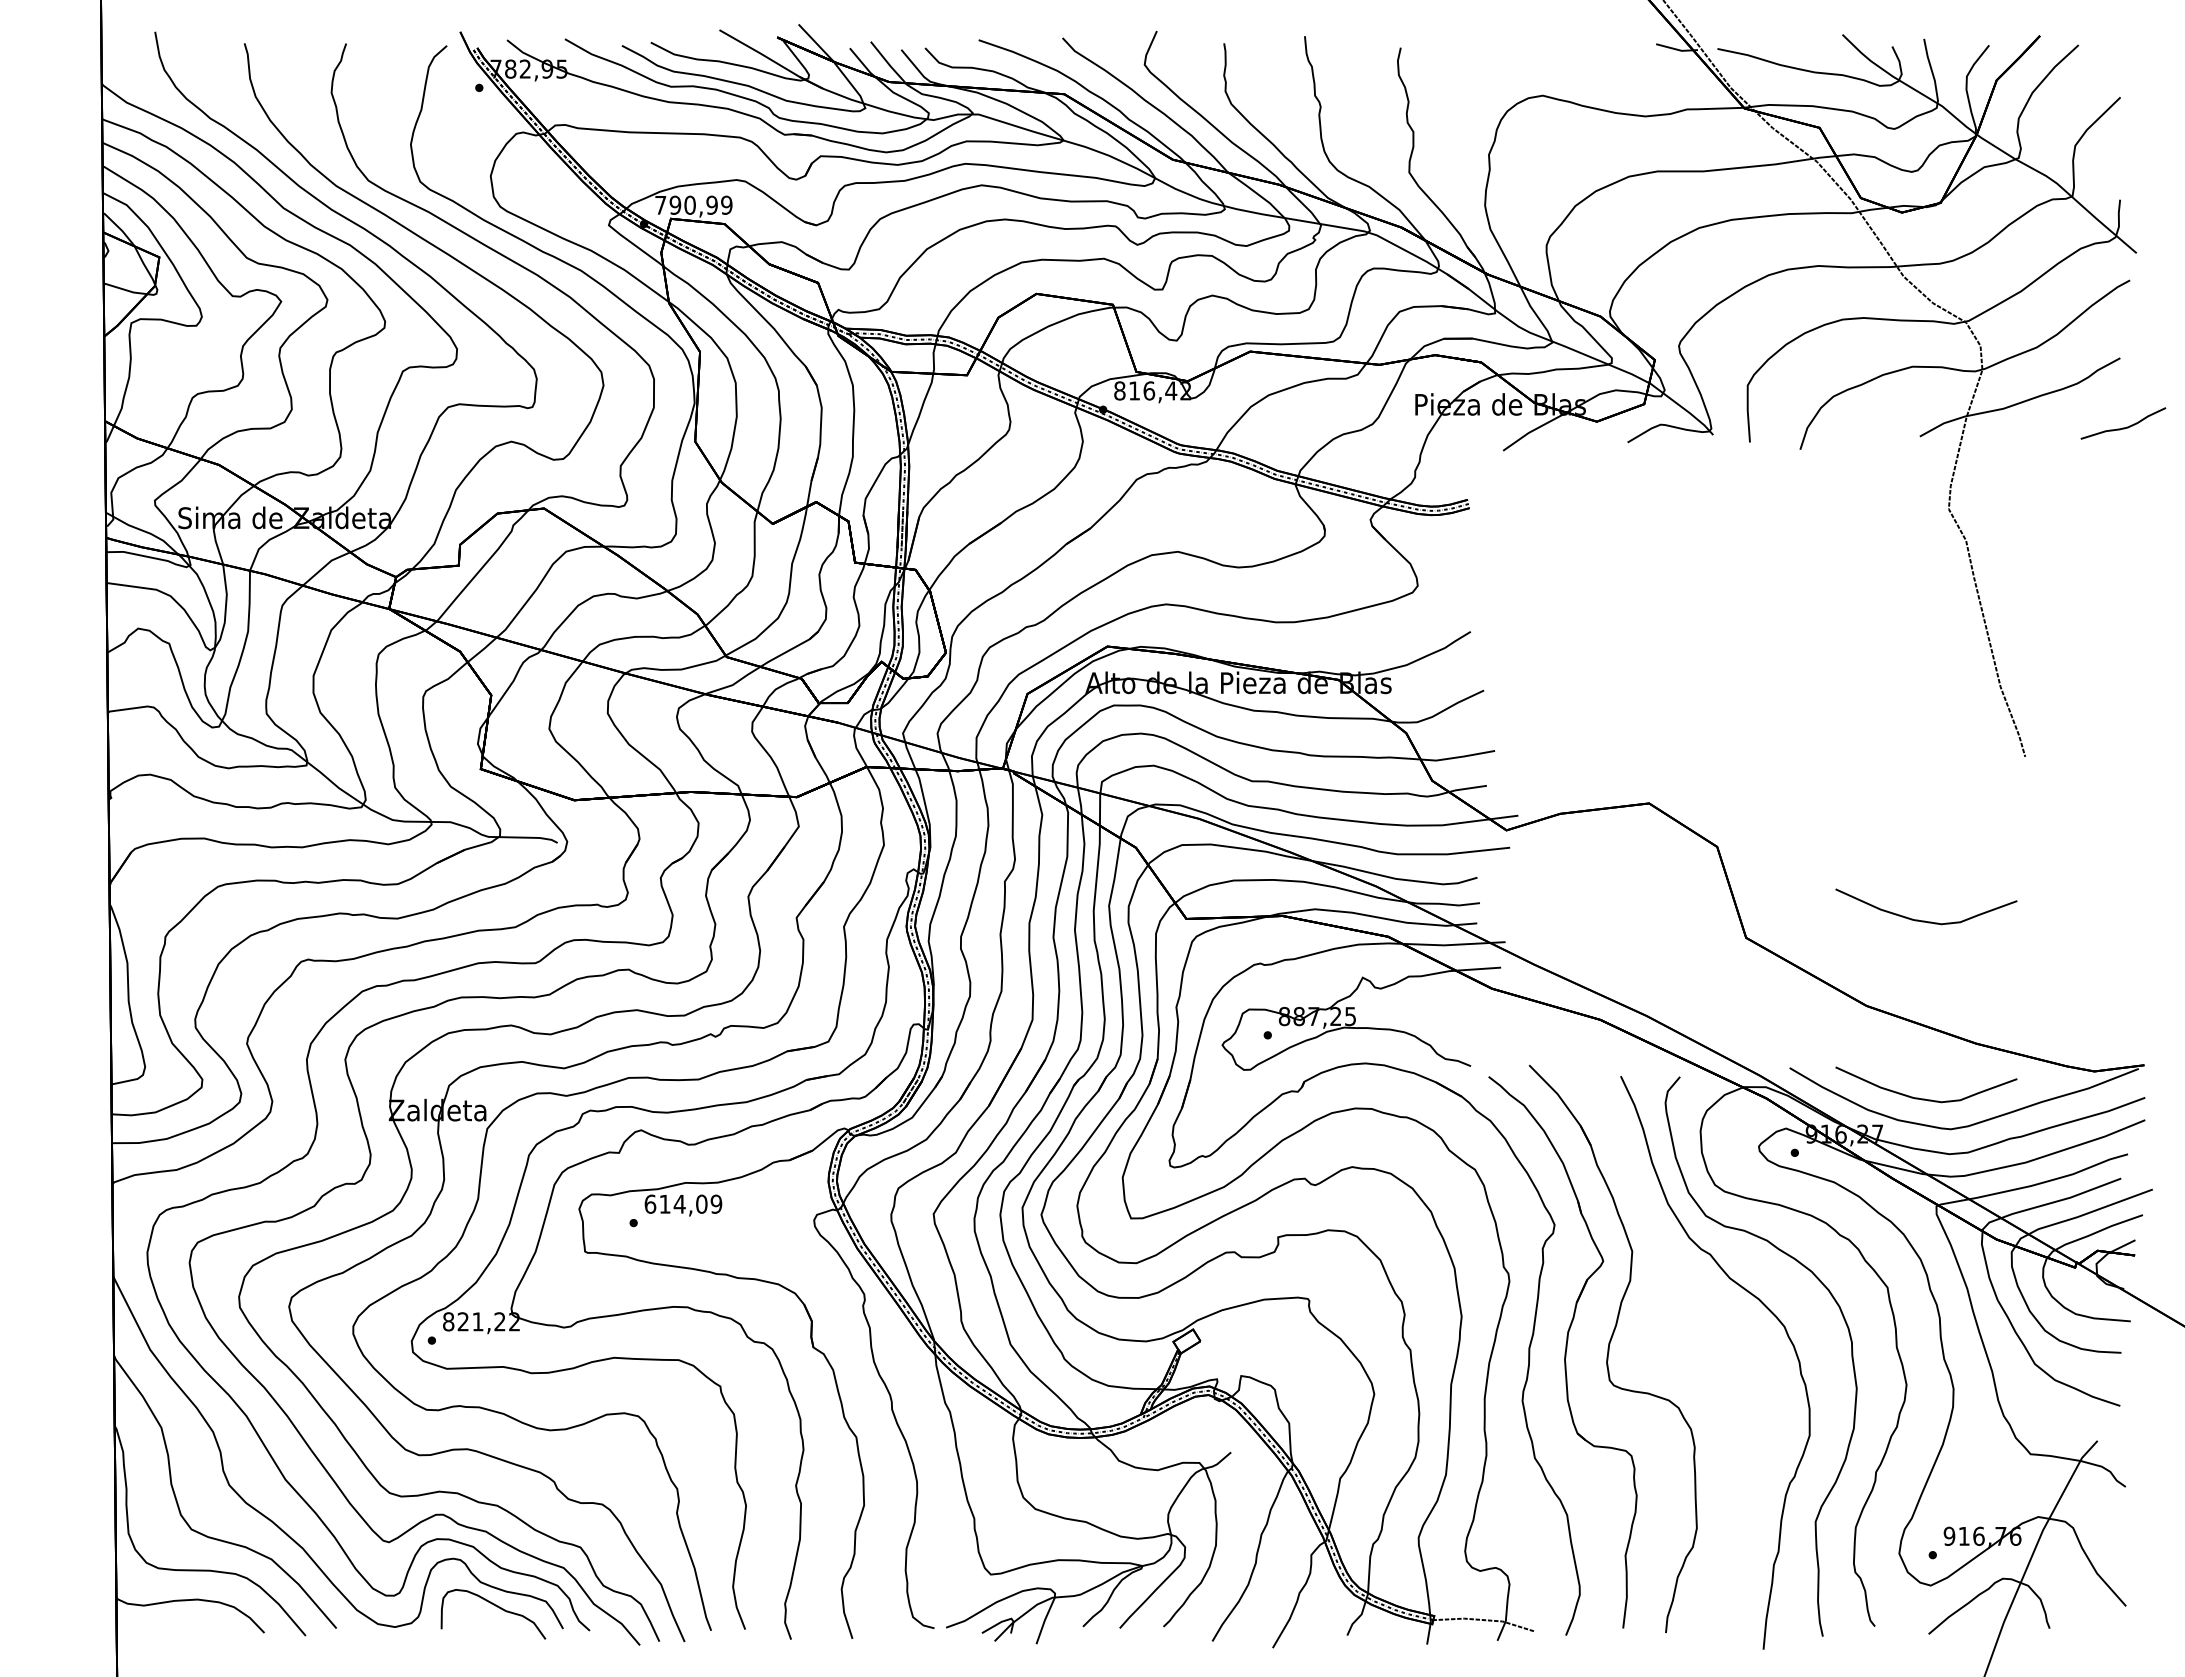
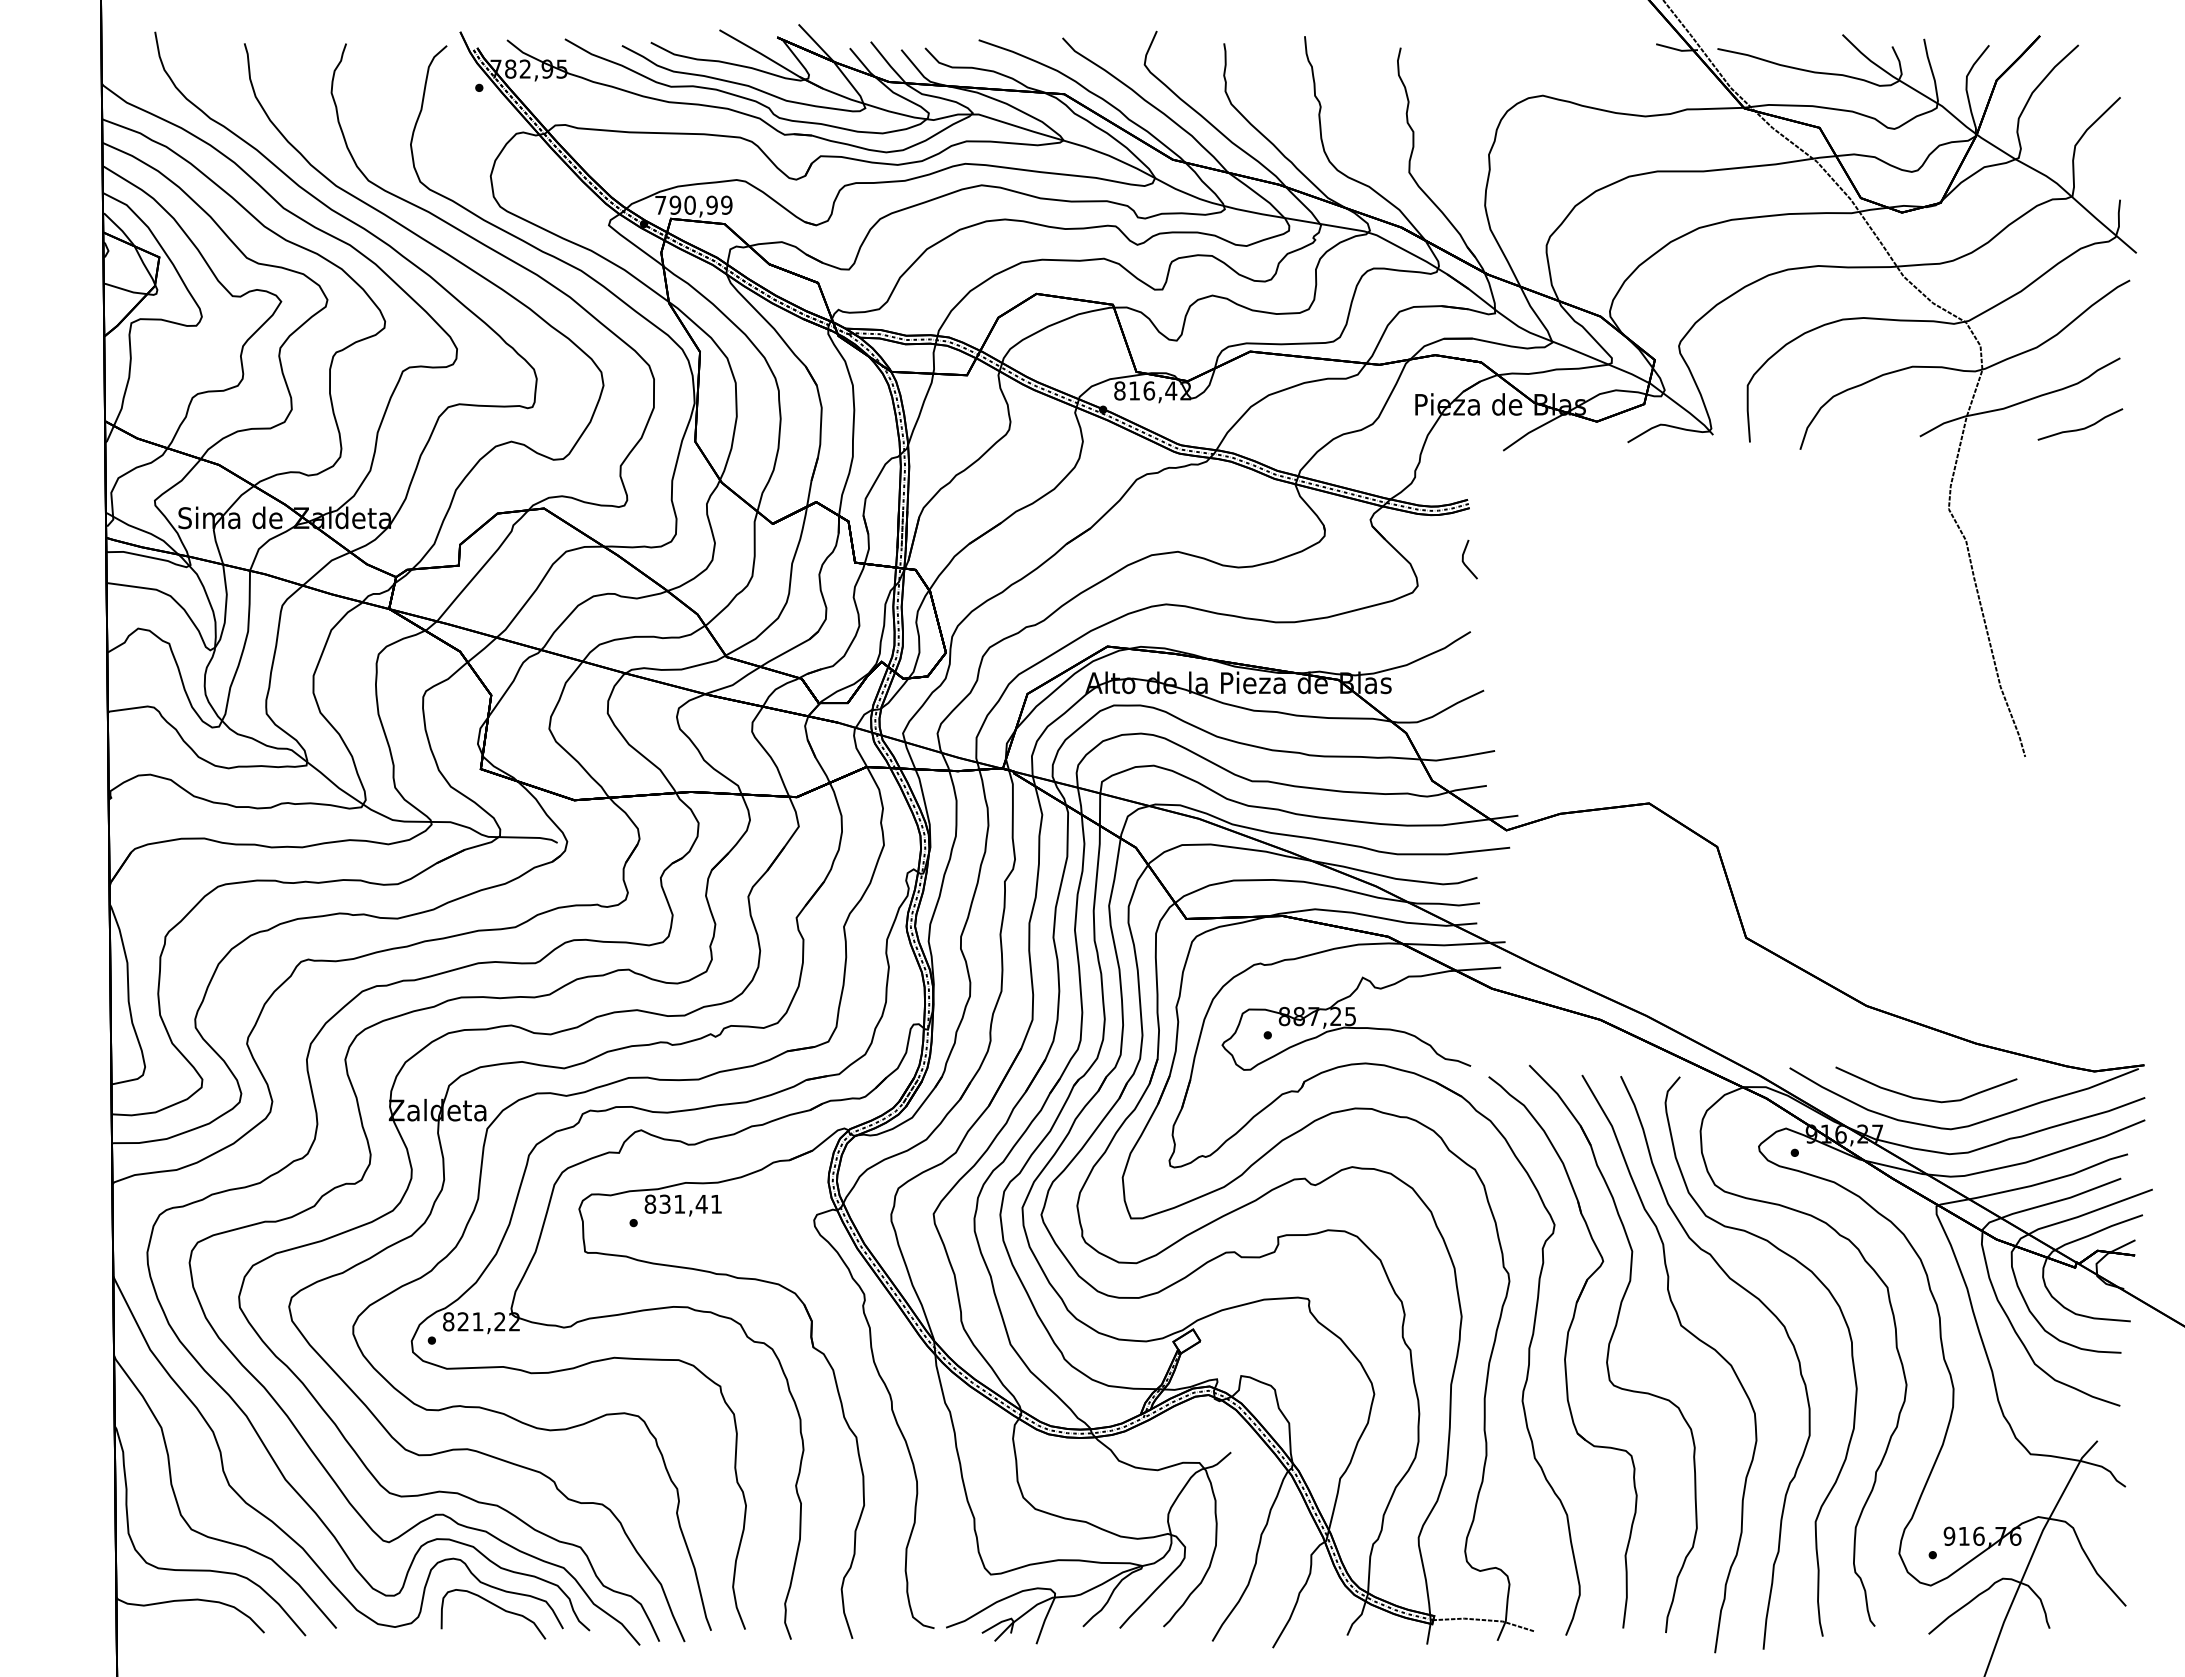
curve position: (2123, 427) -> (2080, 428) (2080, 428)
line: none -> present (1465, 563)
curve: present -> none (1925, 920)
text: 614,09 -> 831,41 (683, 1203)
curve: none -> present (1689, 1333)
